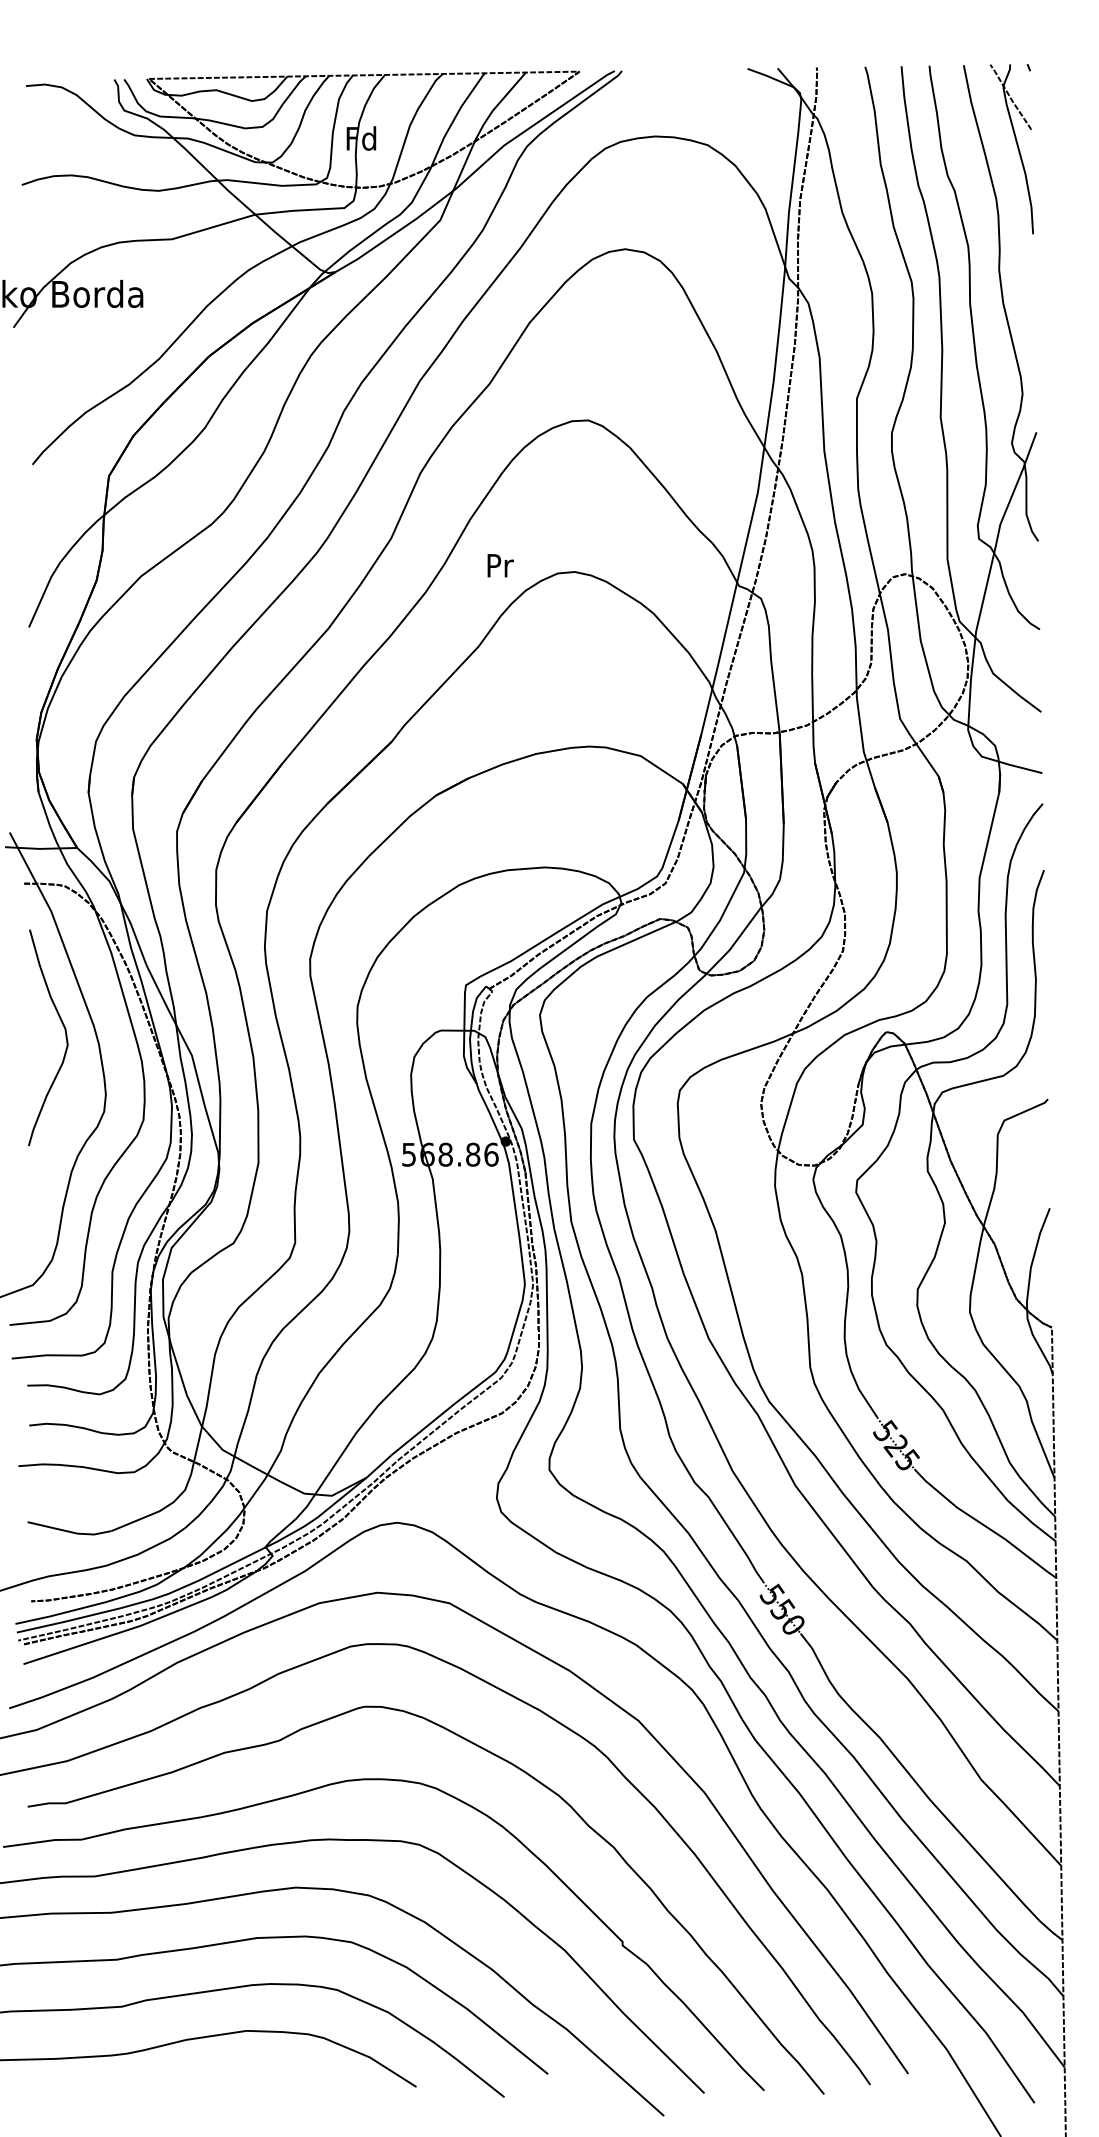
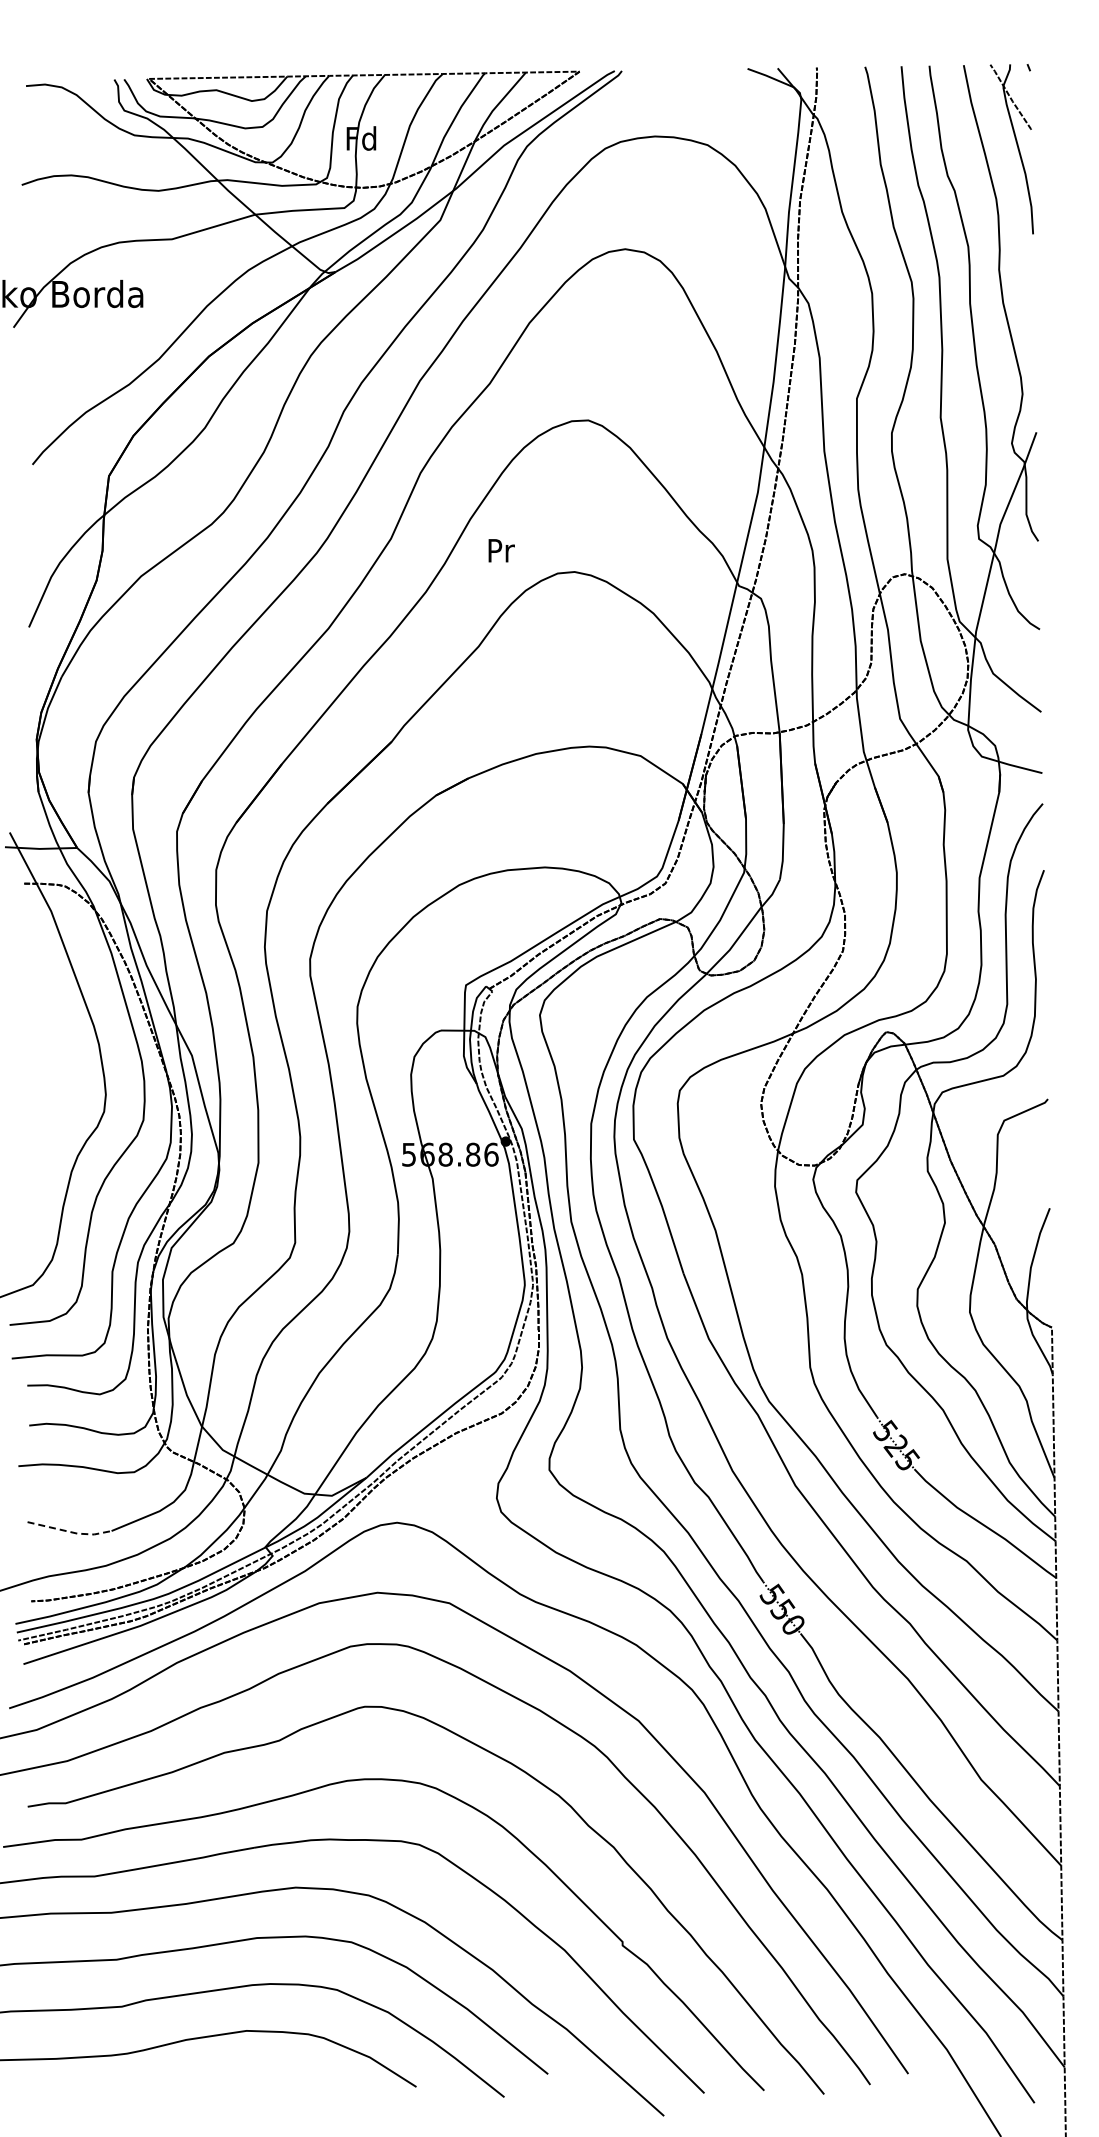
text position: (500, 565) -> (501, 550) (501, 550)
curve: present -> none (65, 1037)
line: solid -> dashed (70, 1532)
